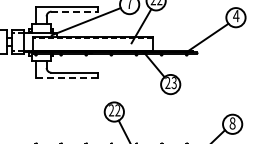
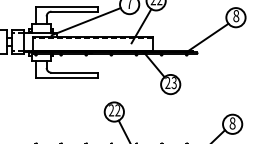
line: dashed -> solid (75, 11)
text: 4 -> 8 (236, 16)
line: dashed -> solid (67, 77)
